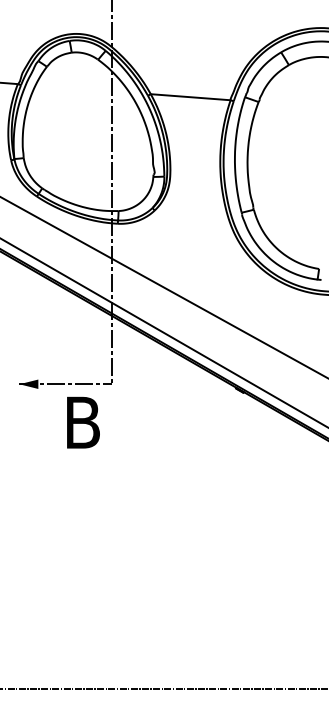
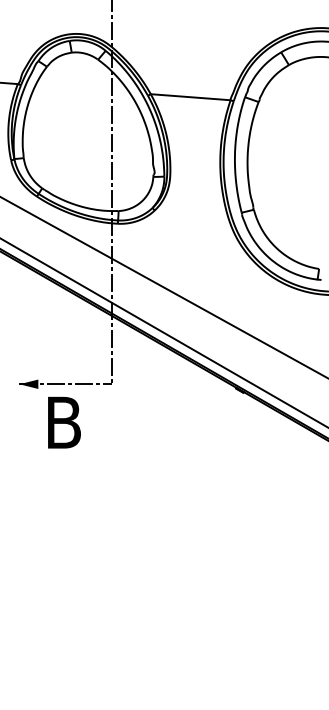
text position: (83, 422) -> (64, 422) (64, 422)
line: present -> none (163, 688)
